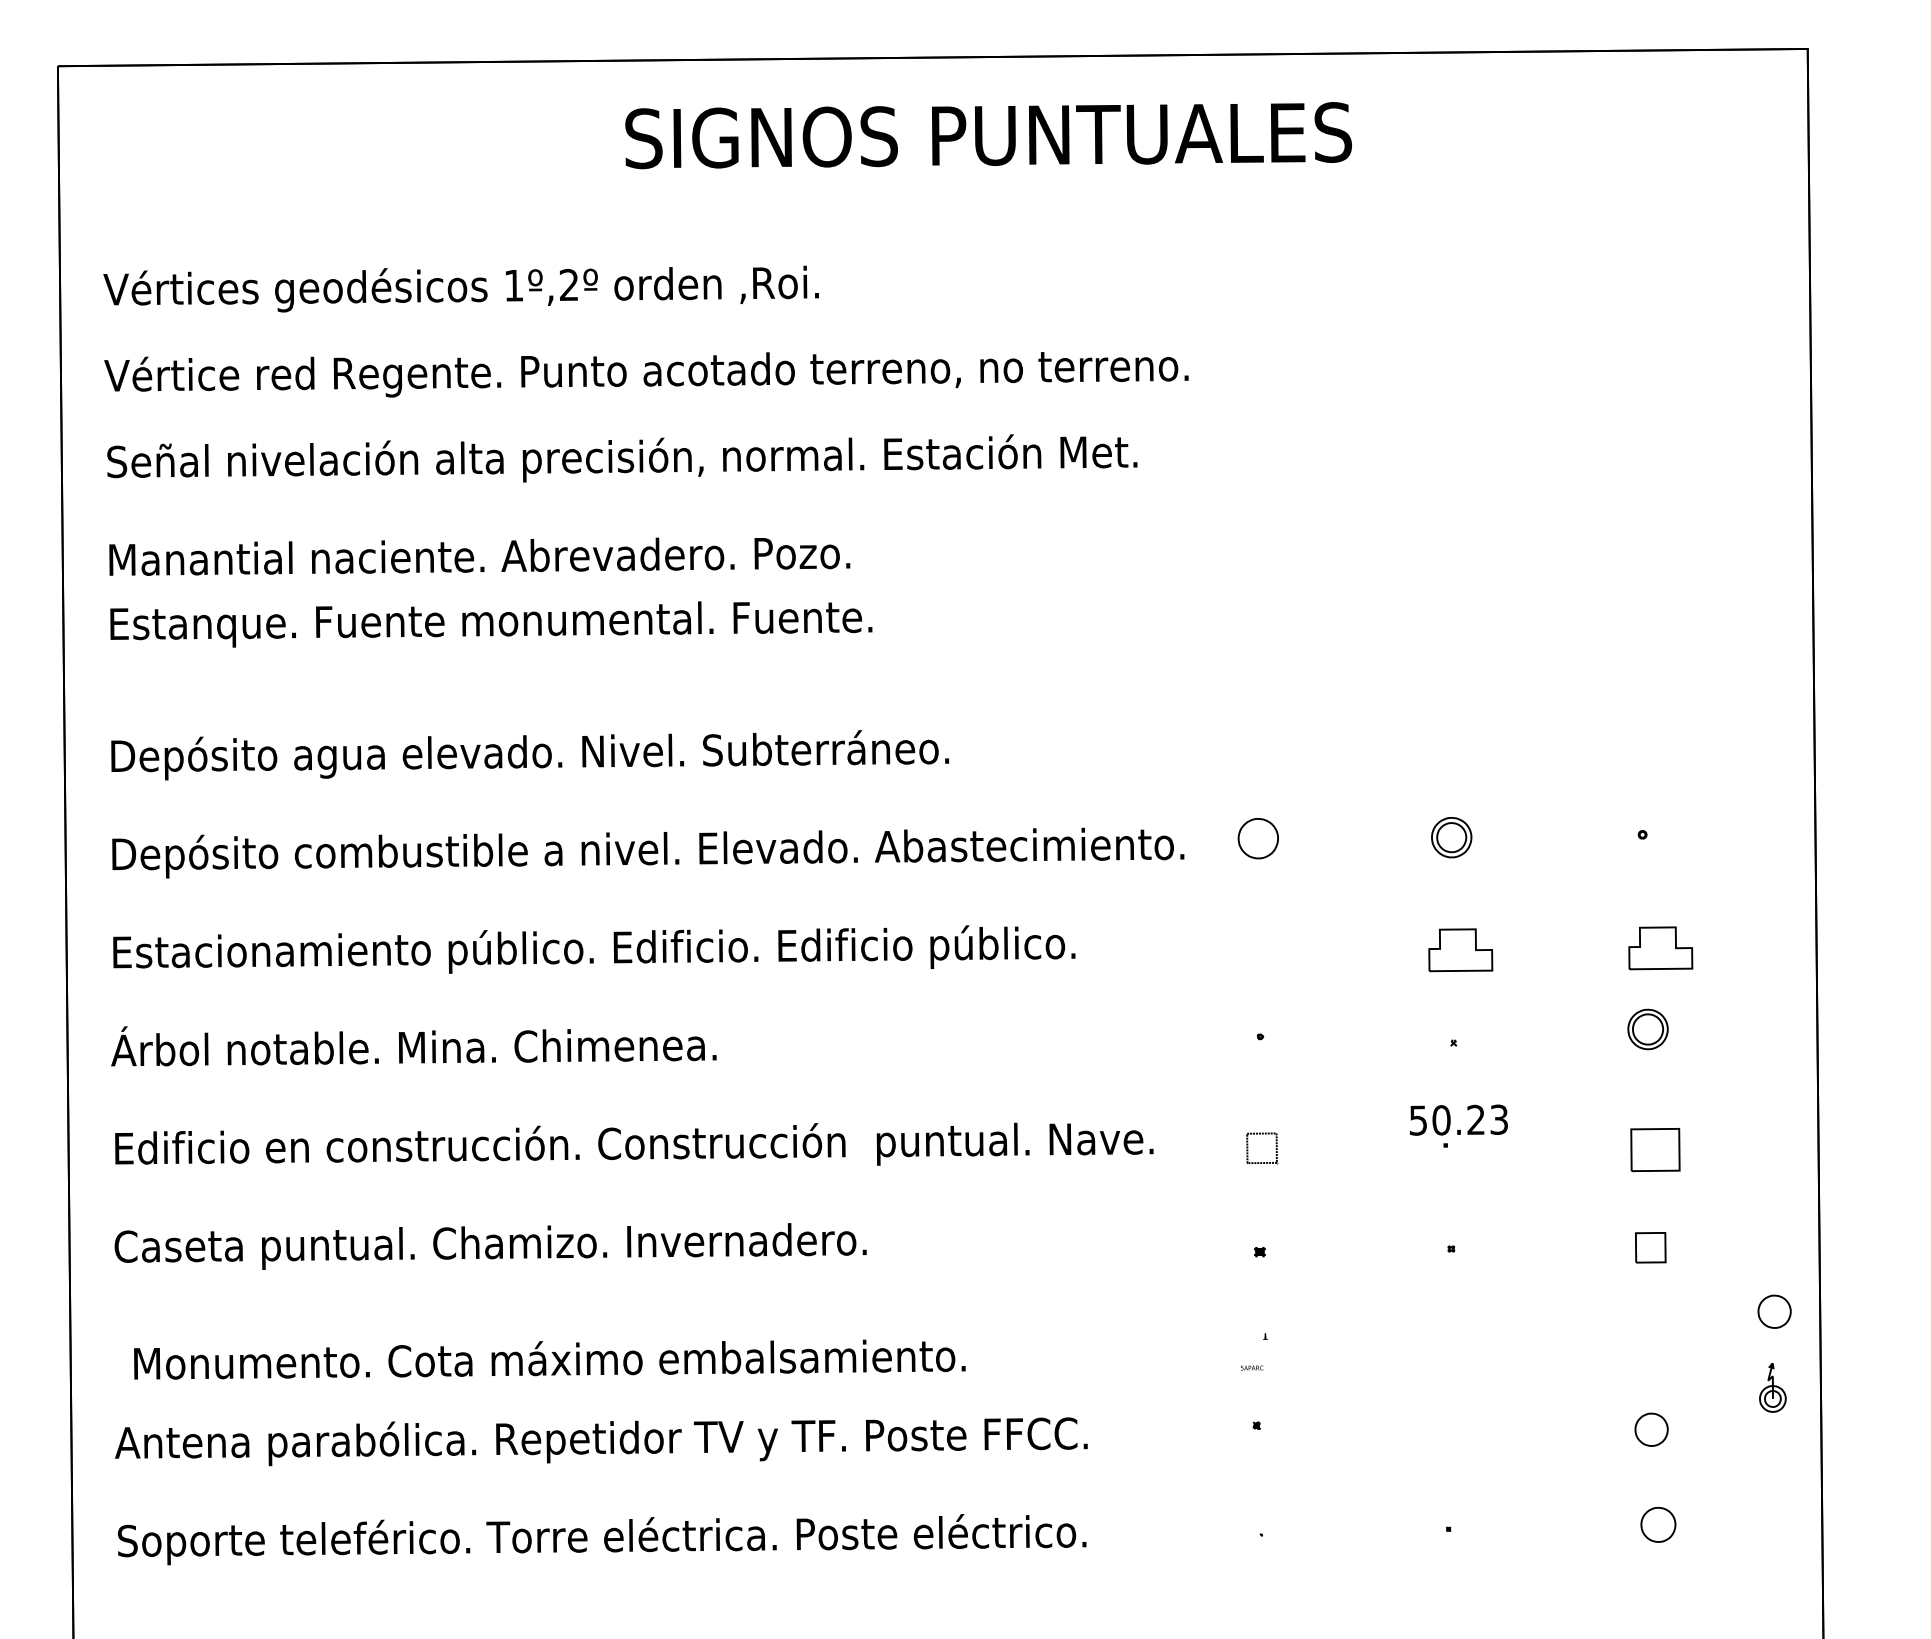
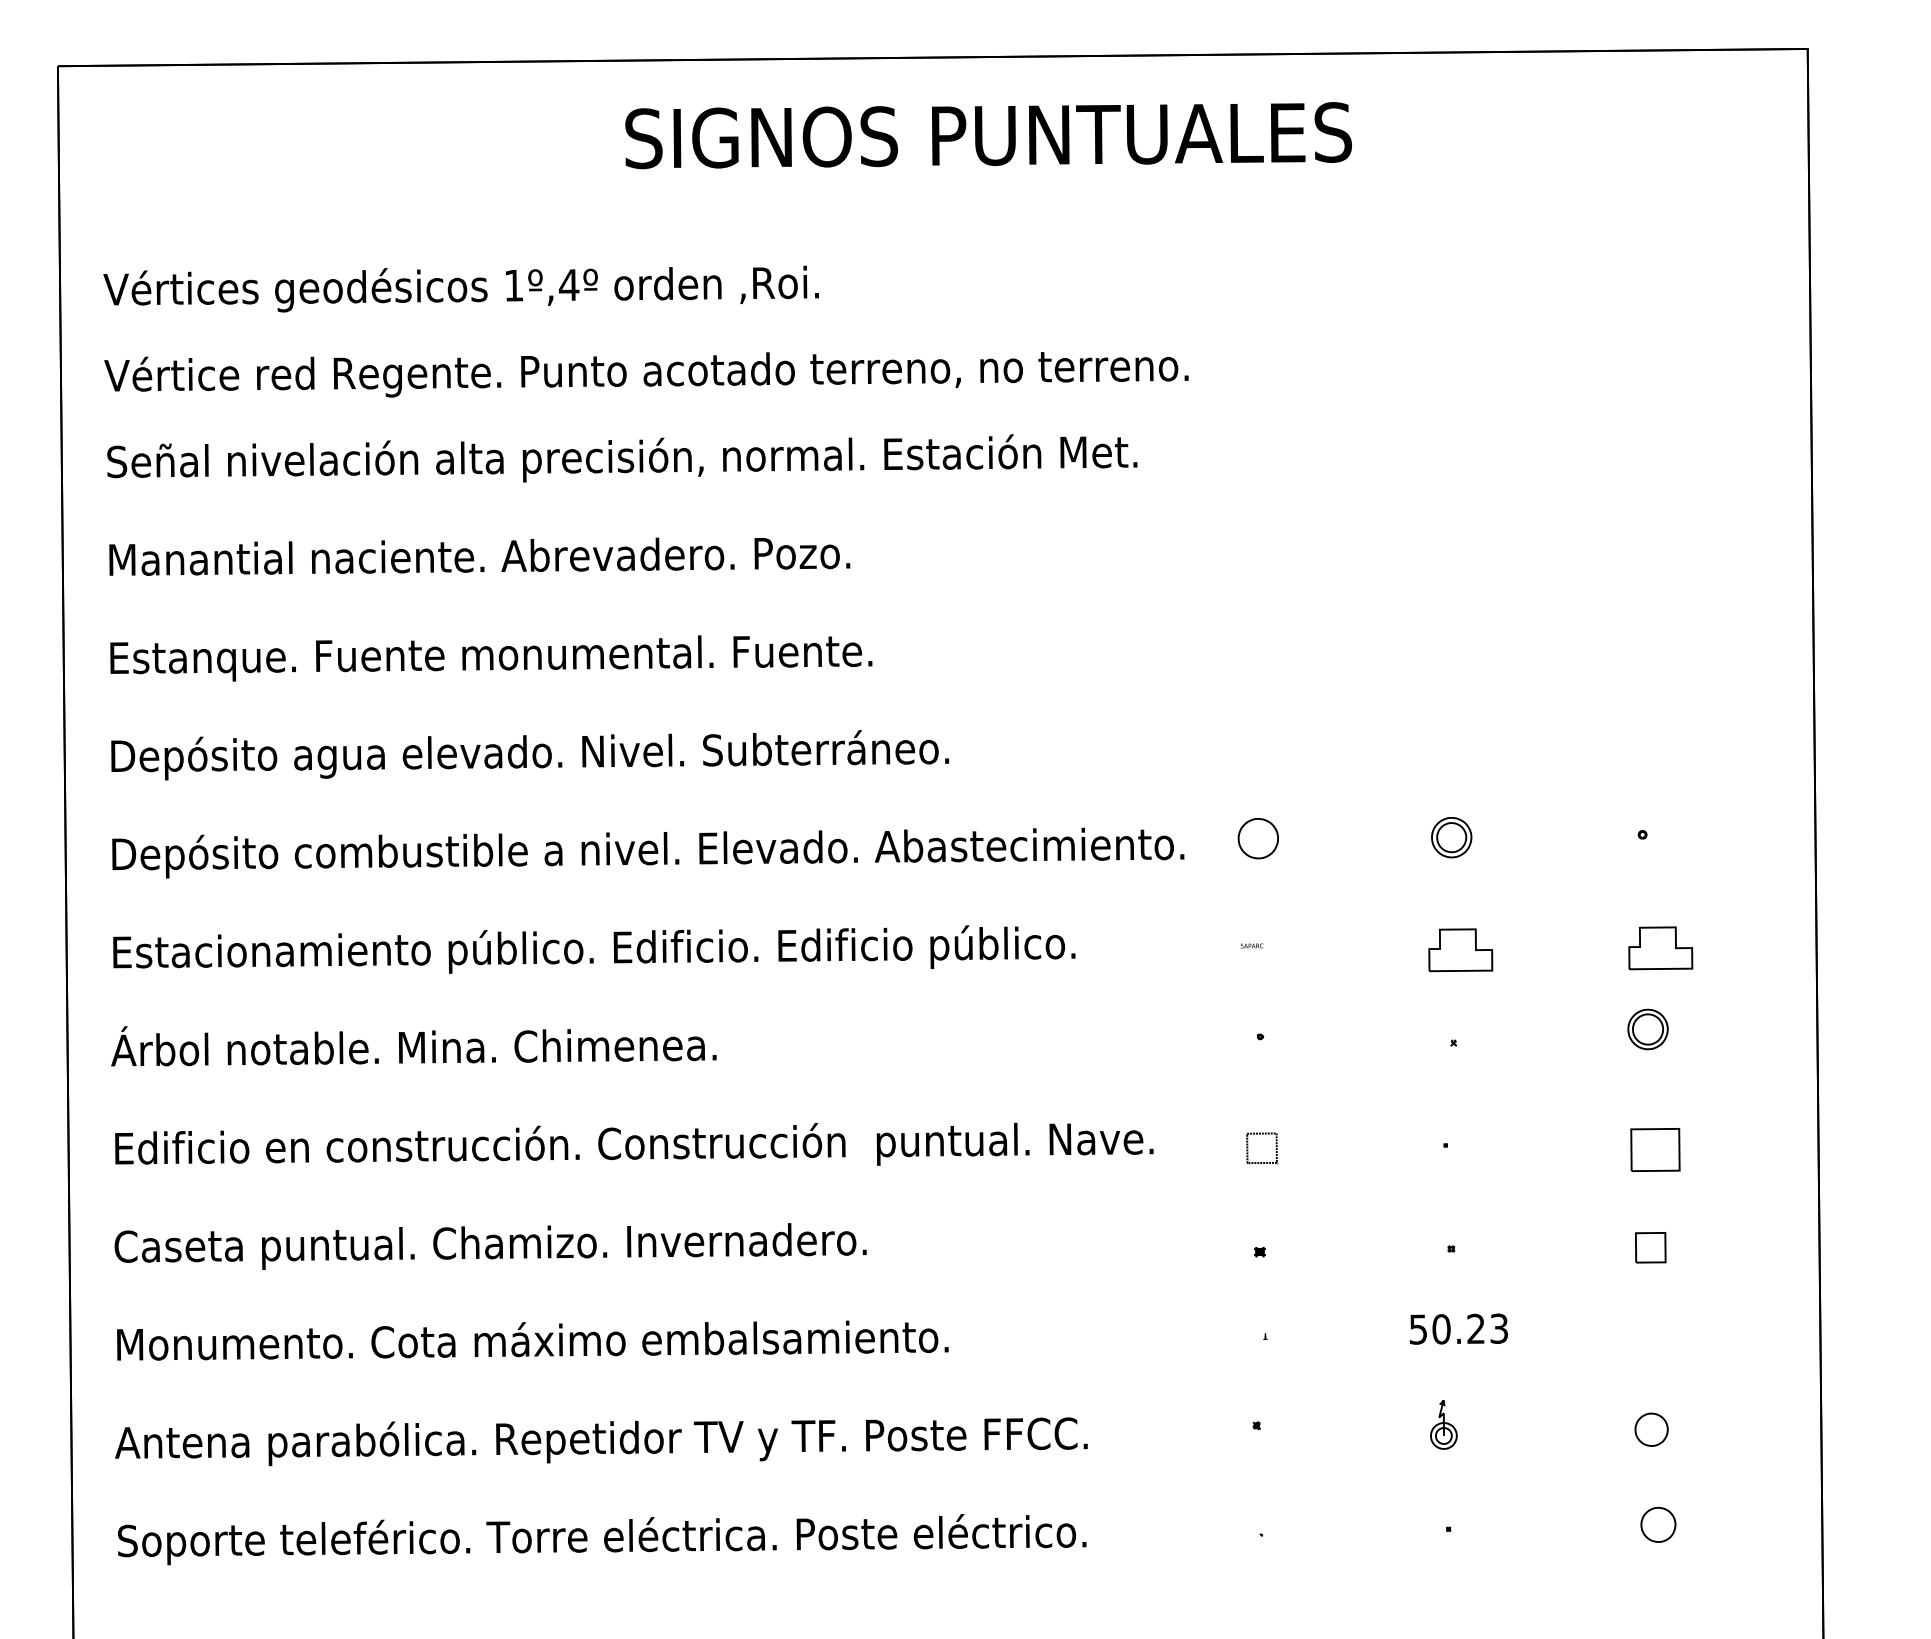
text: 1º,2º -> 1º,4º (569, 284)
text position: (491, 624) -> (491, 658) (491, 658)
text position: (1458, 1119) -> (1458, 1328) (1458, 1328)
part: present -> none (1774, 1311)
text position: (549, 1359) -> (532, 1340) (532, 1340)
text position: (1252, 1367) -> (1252, 945) (1252, 945)
part position: (1772, 1387) -> (1443, 1424) (1443, 1424)
